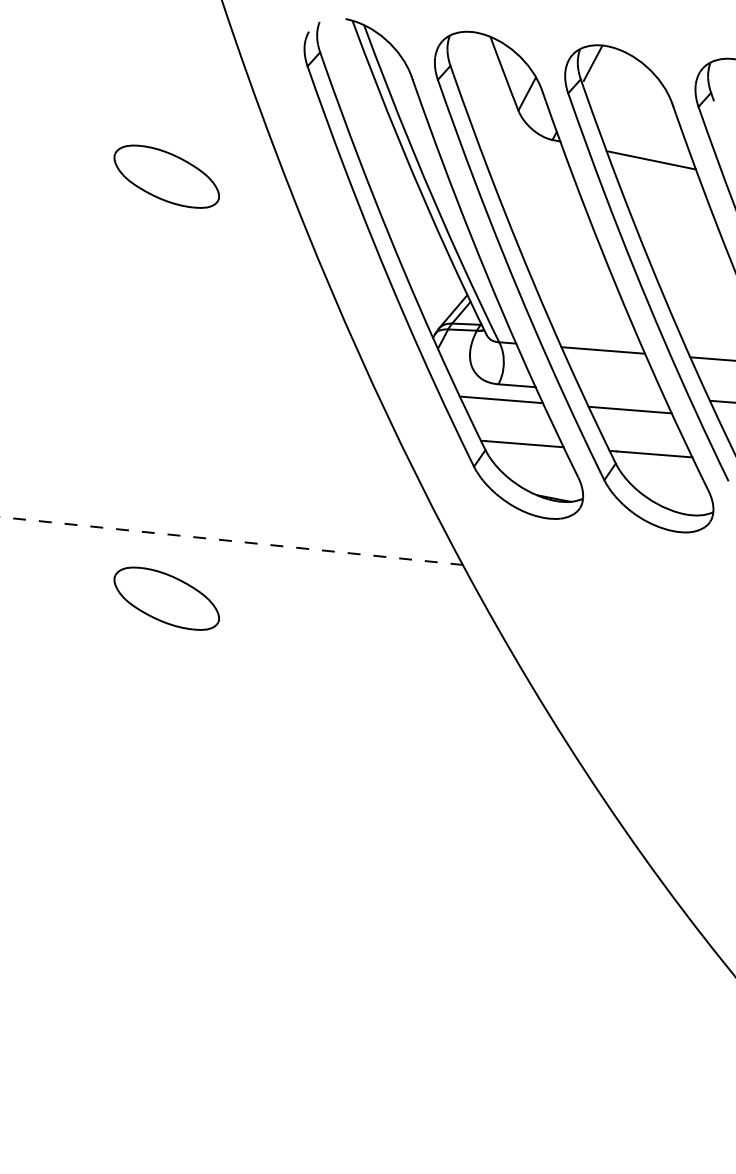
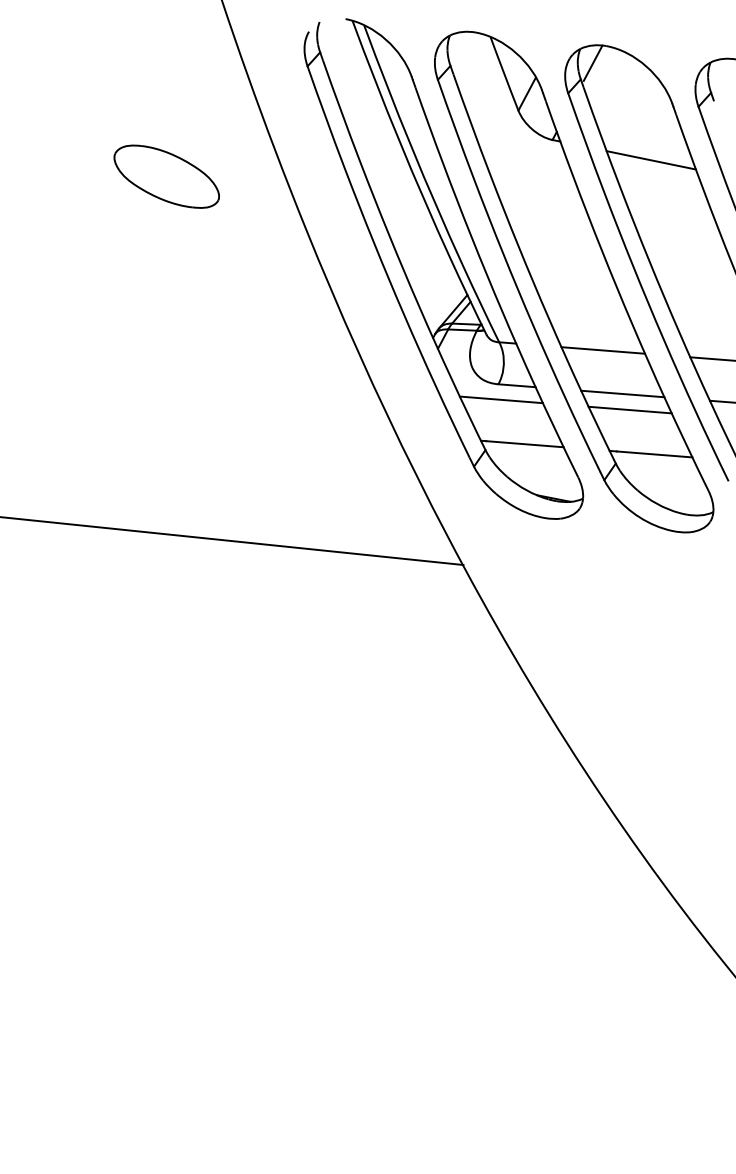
line: none -> present (622, 393)
line: dashed -> solid (232, 541)
part: present -> none (166, 598)
